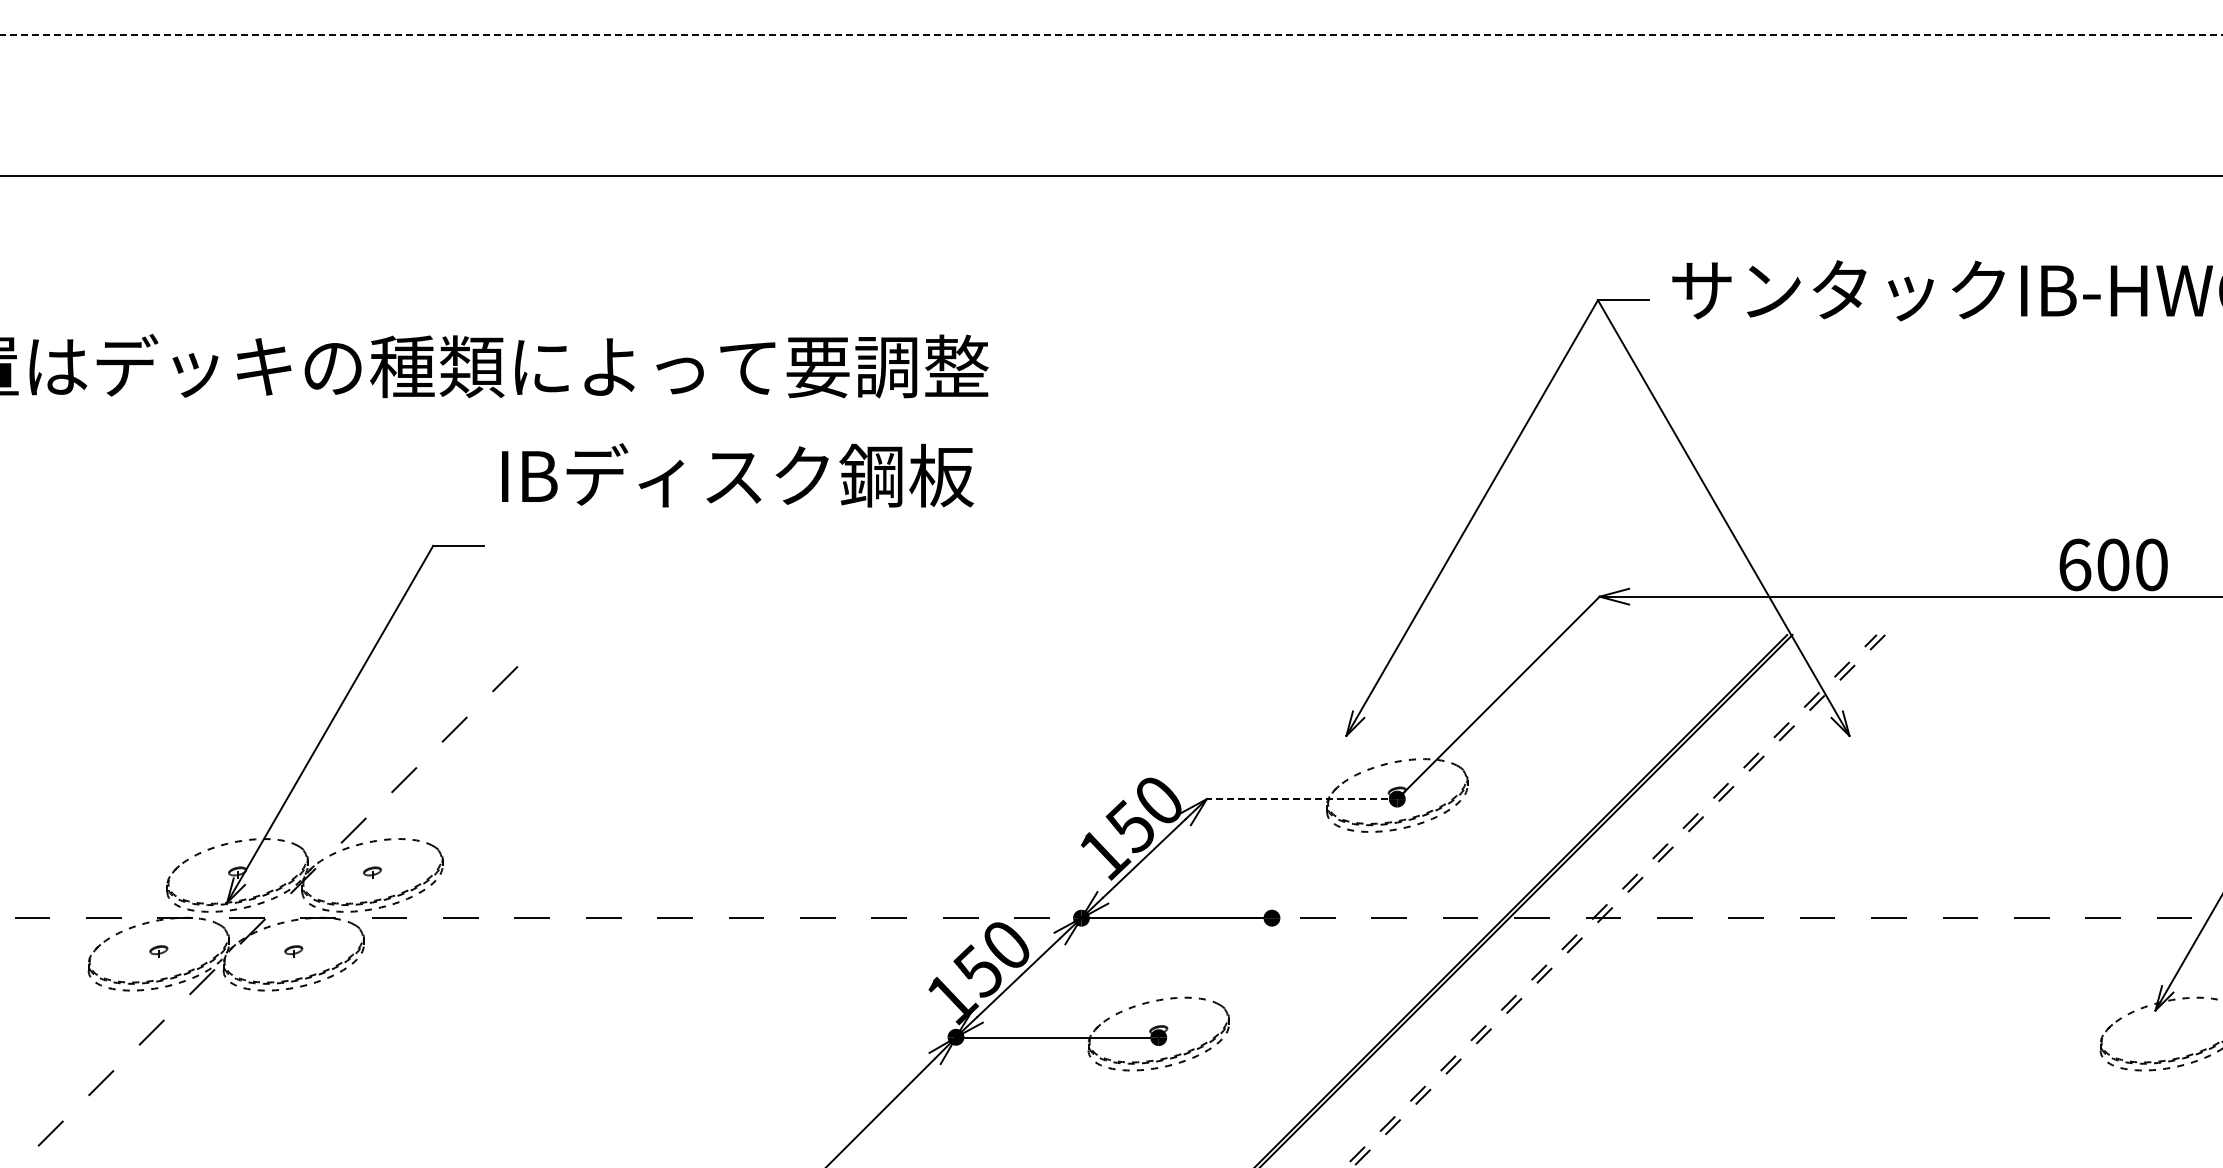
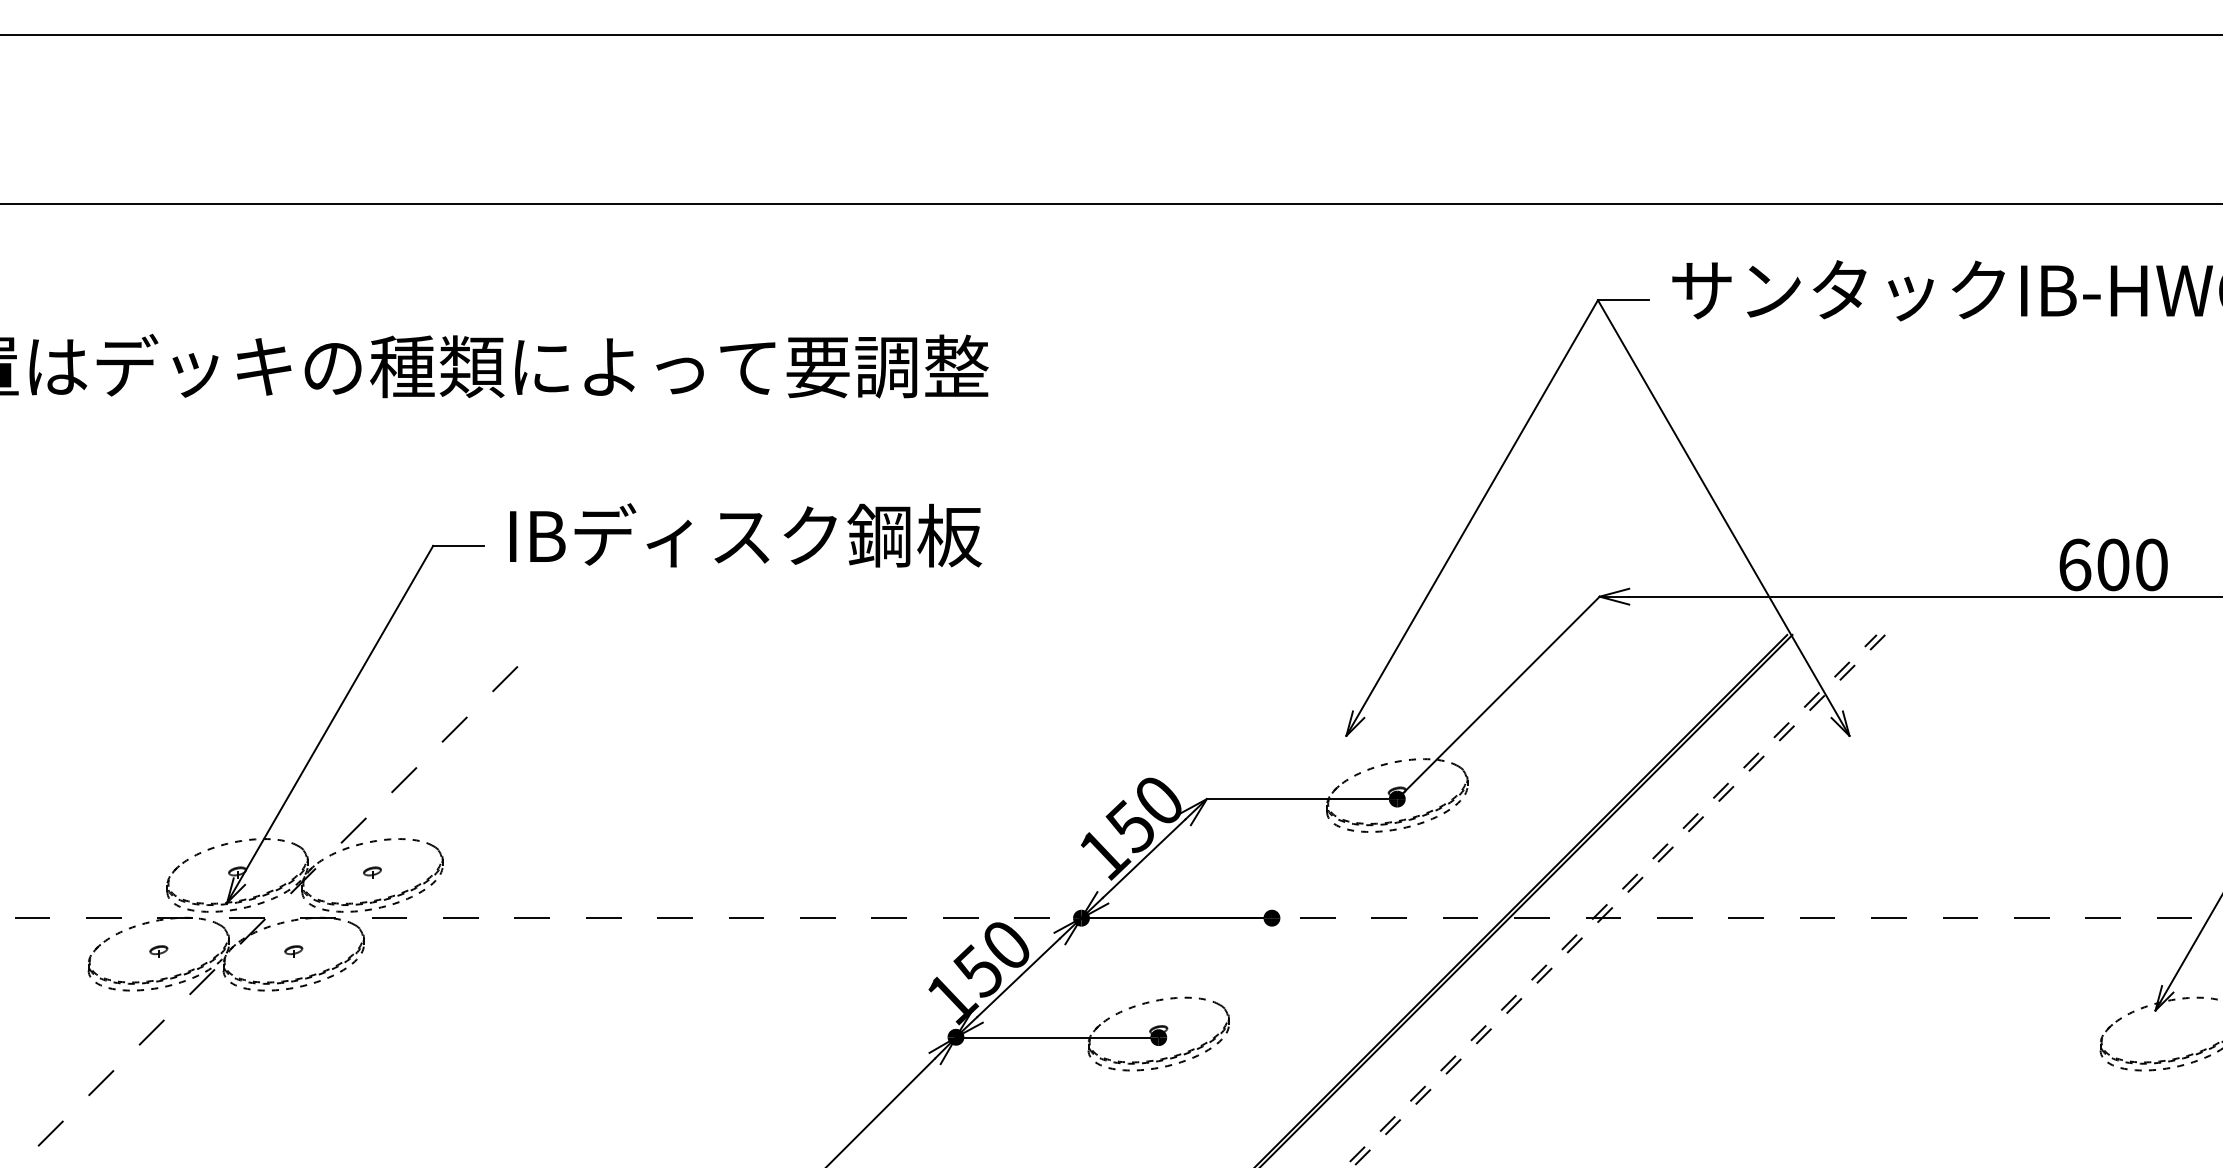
line: dashed -> solid (1111, 34)
line position: (1110, 175) -> (1110, 203) (1110, 203)
text position: (738, 475) -> (746, 535) (746, 535)
line: dashed -> solid (1297, 799)
